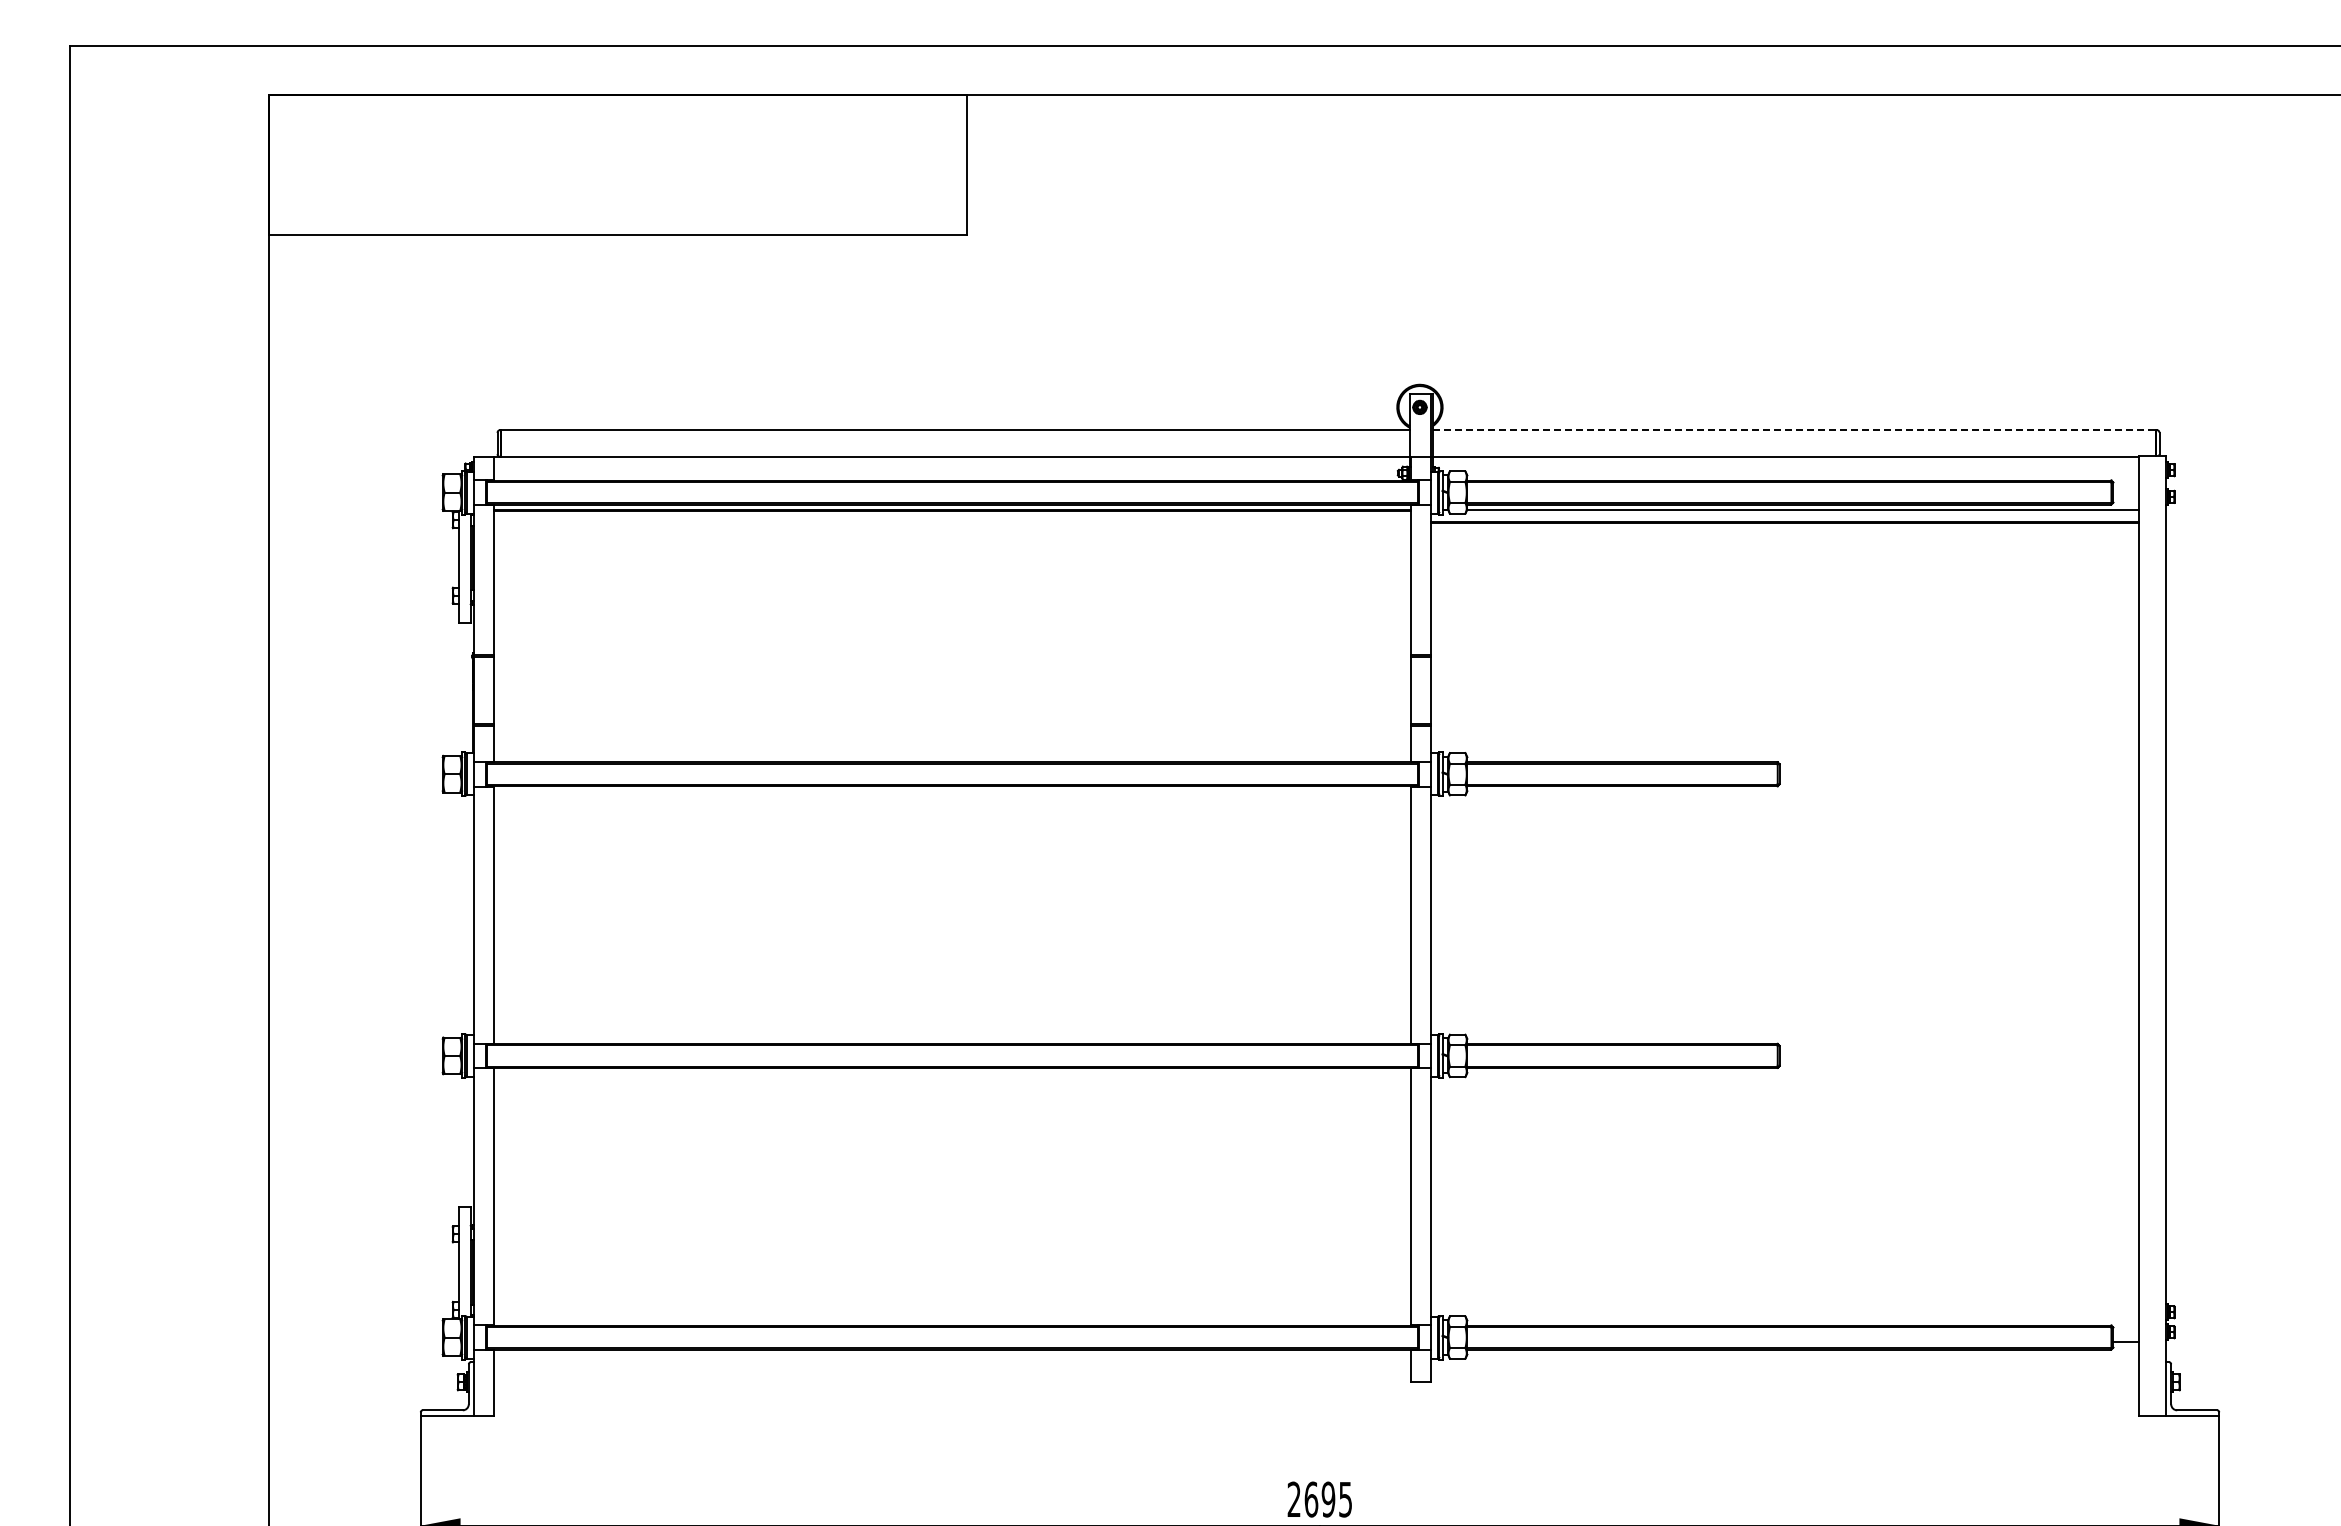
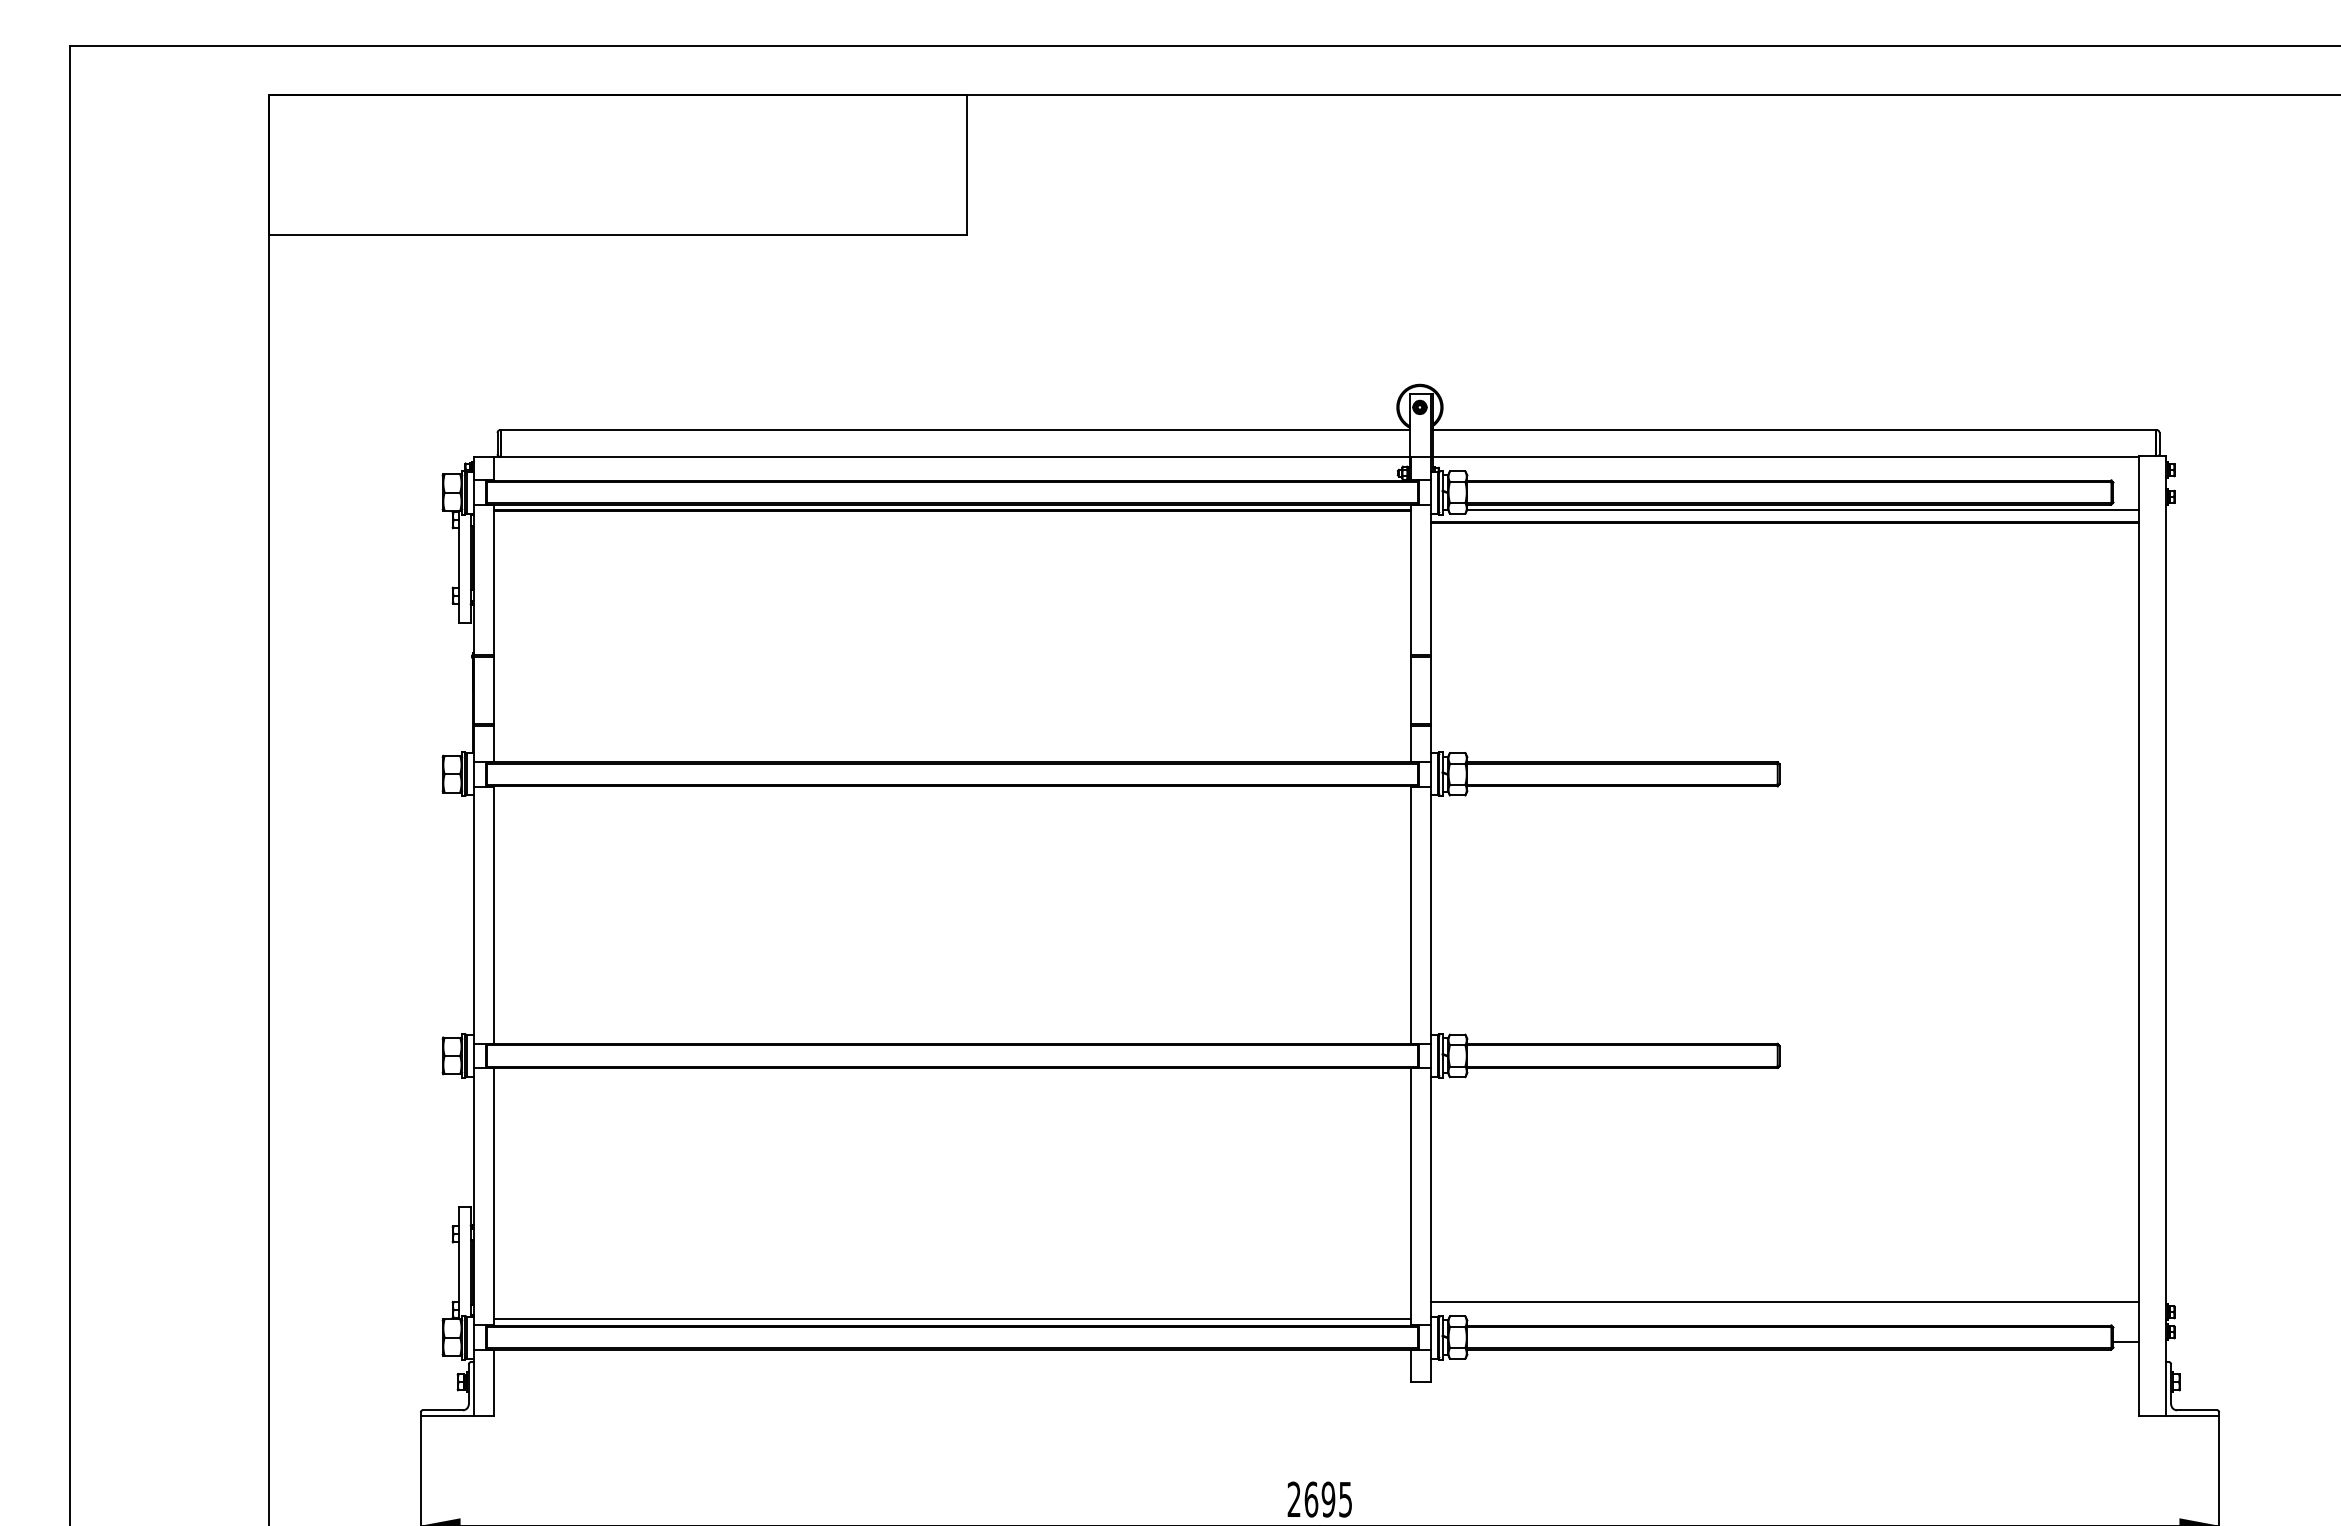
line: dashed -> solid (1795, 430)
line: none -> present (1784, 1302)
line: none -> present (952, 1319)
